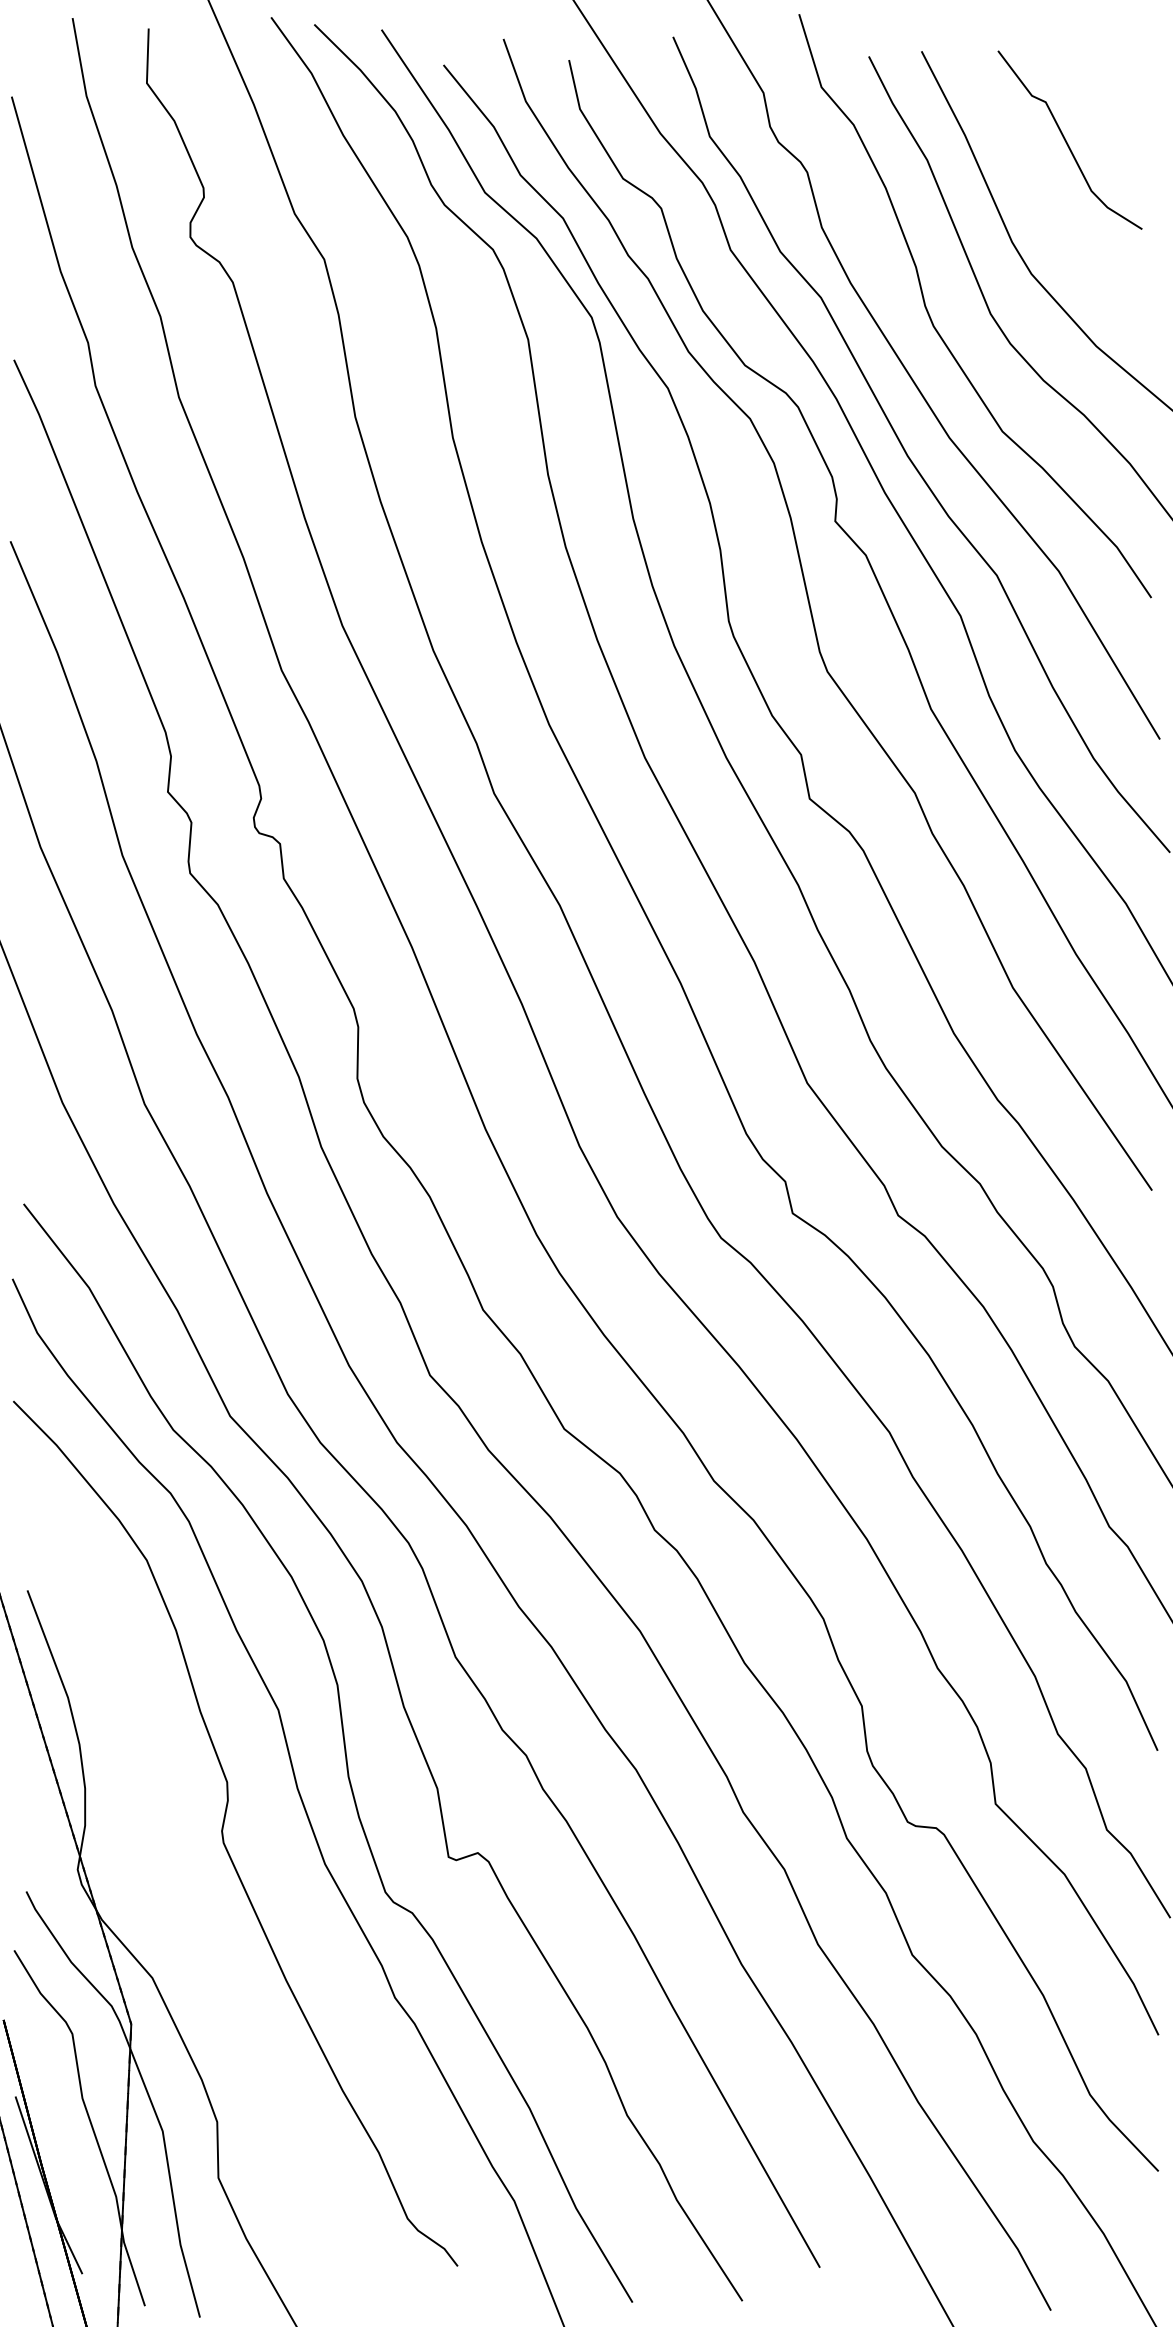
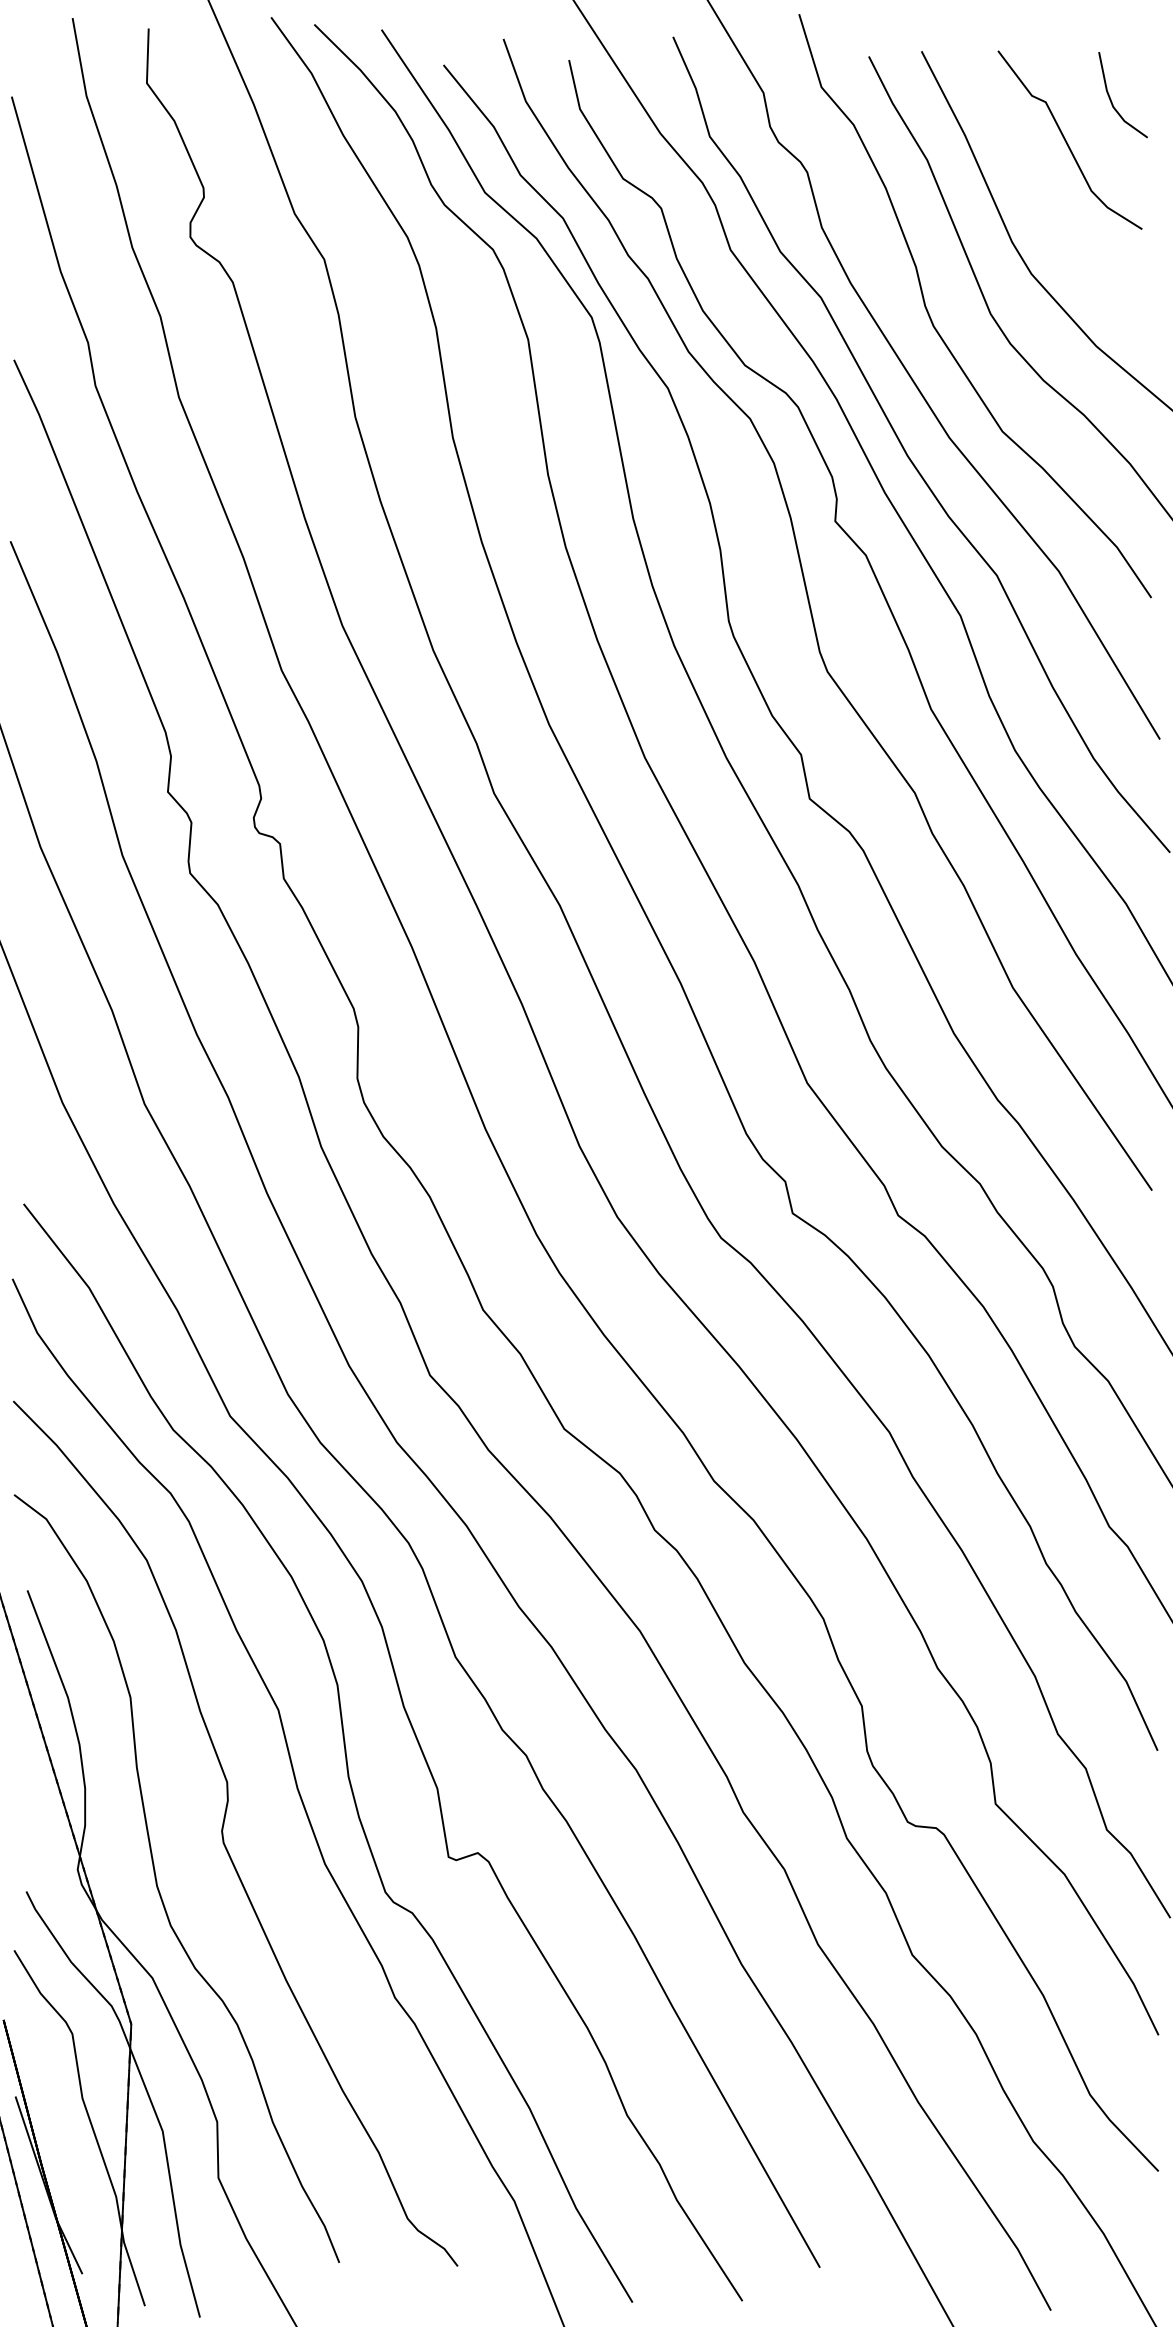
line: none -> present (1112, 101)
curve: none -> present (157, 1881)
